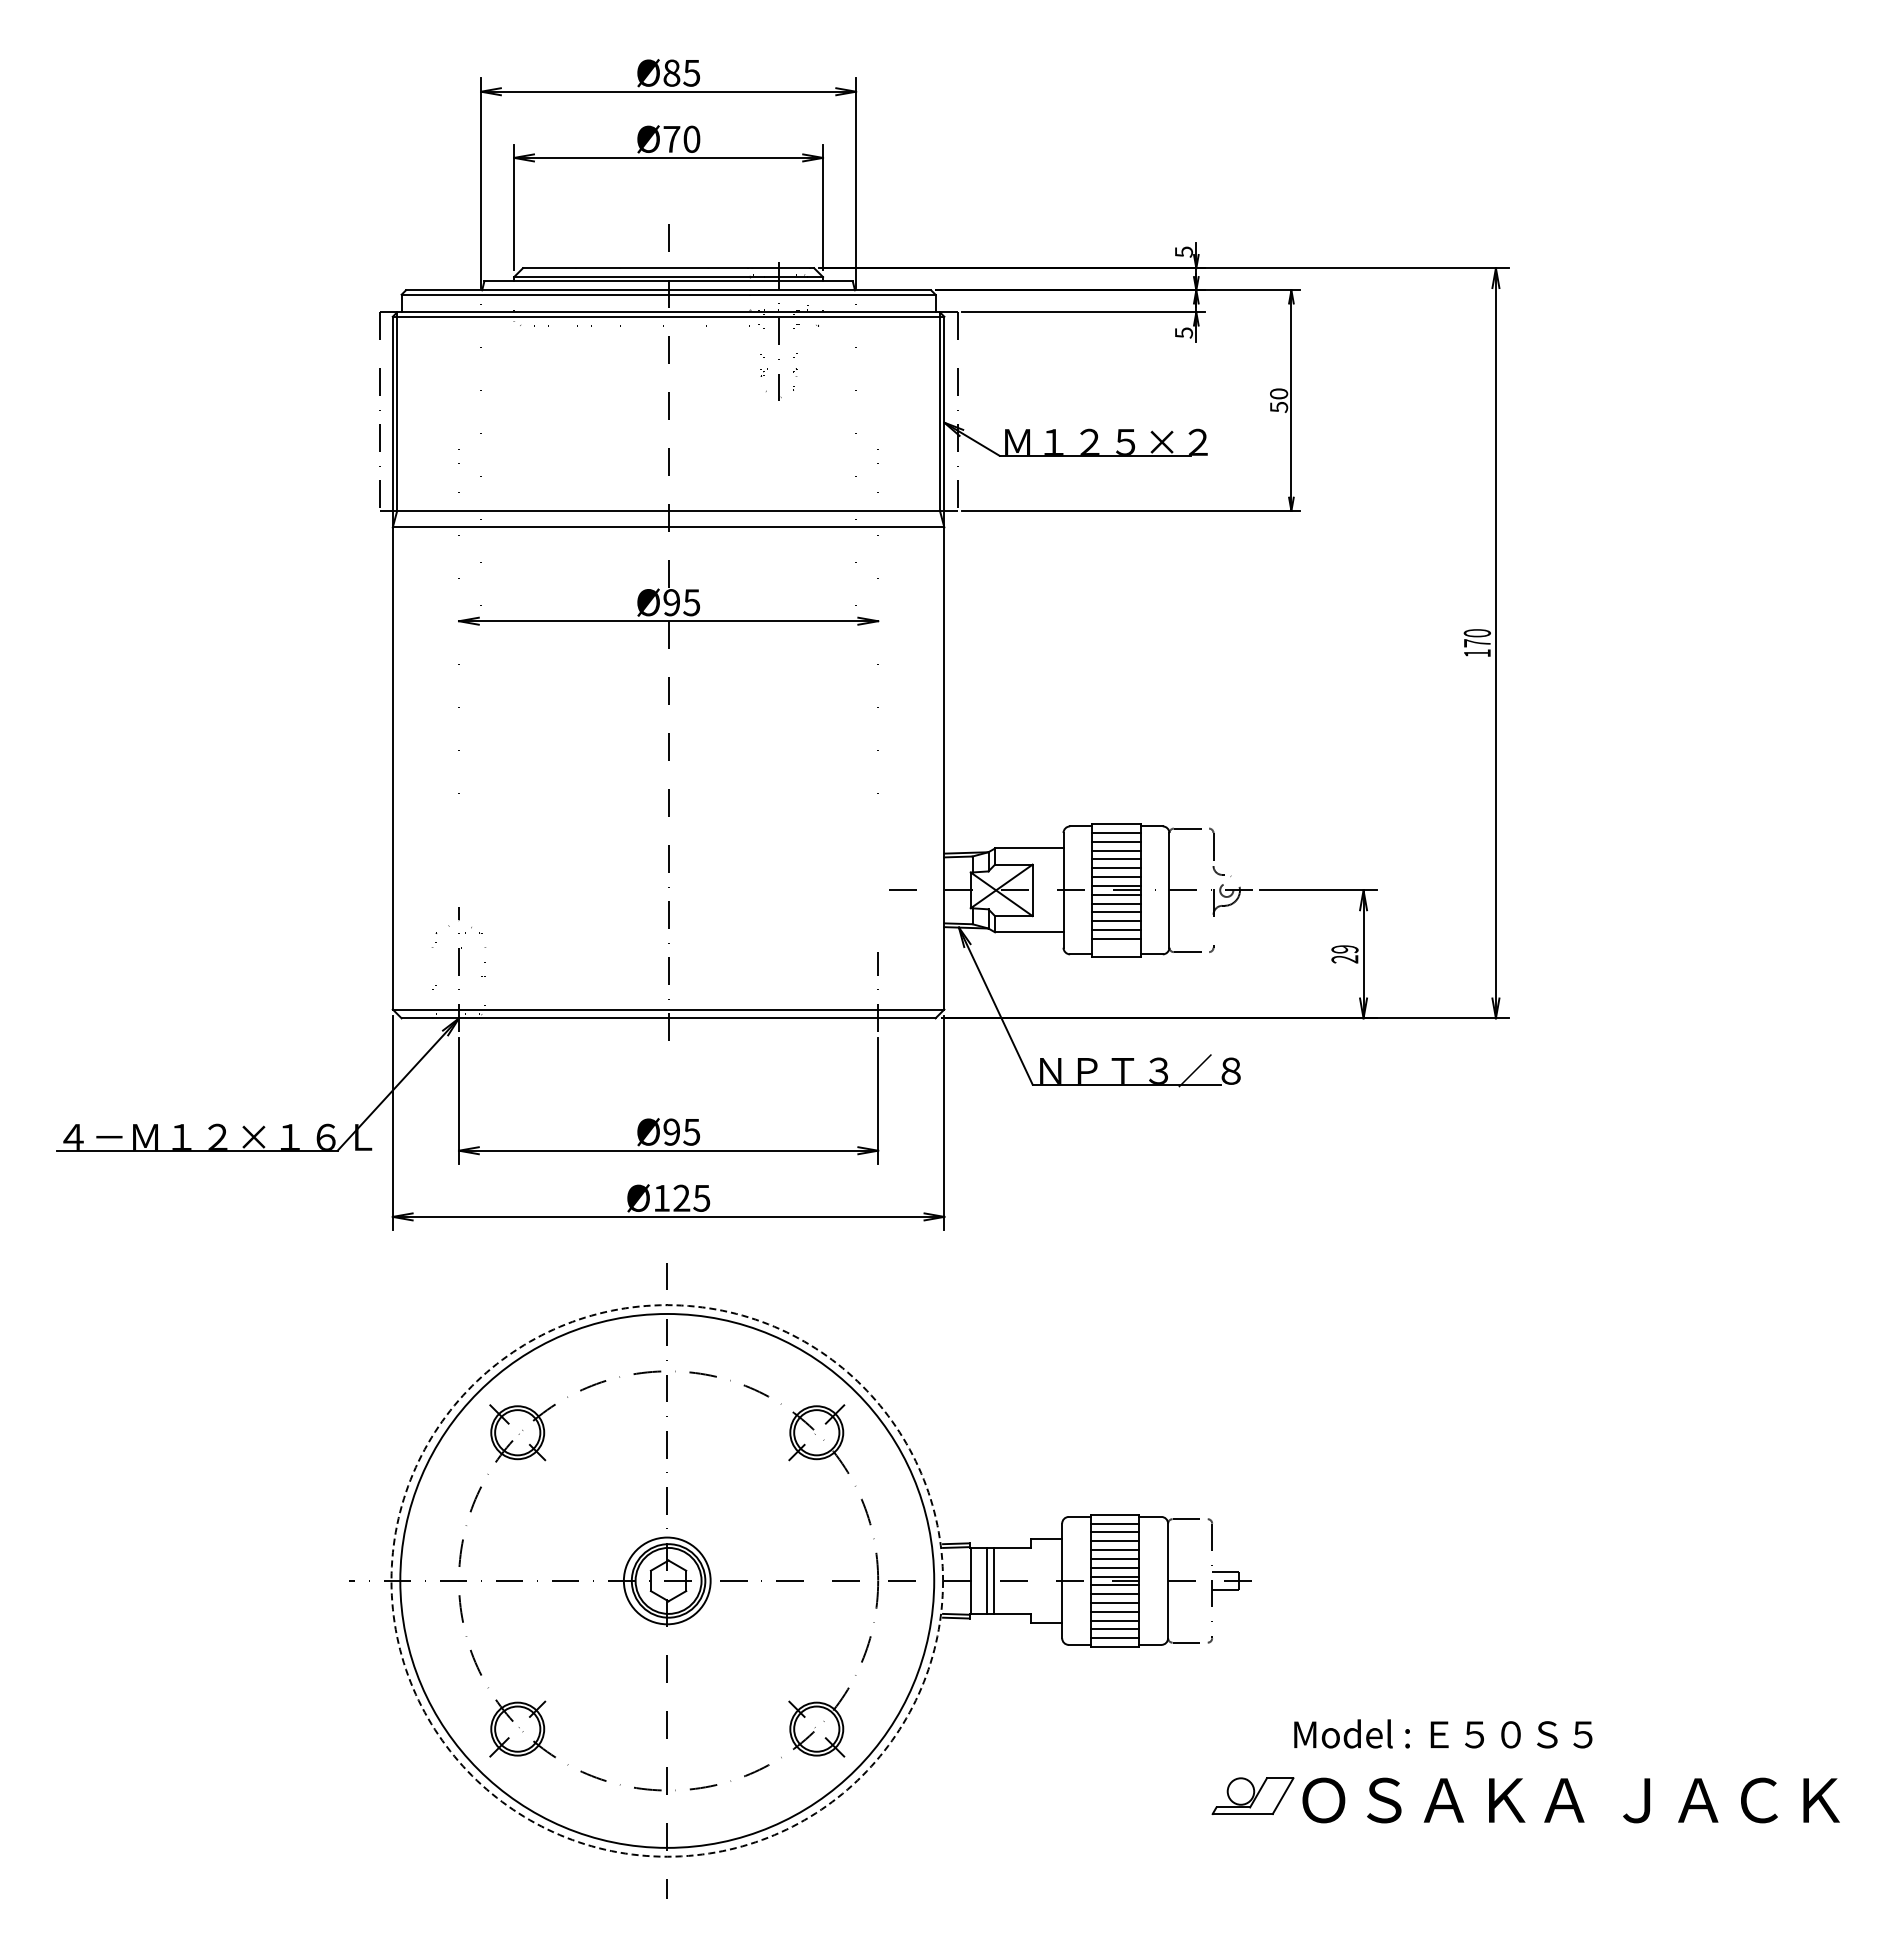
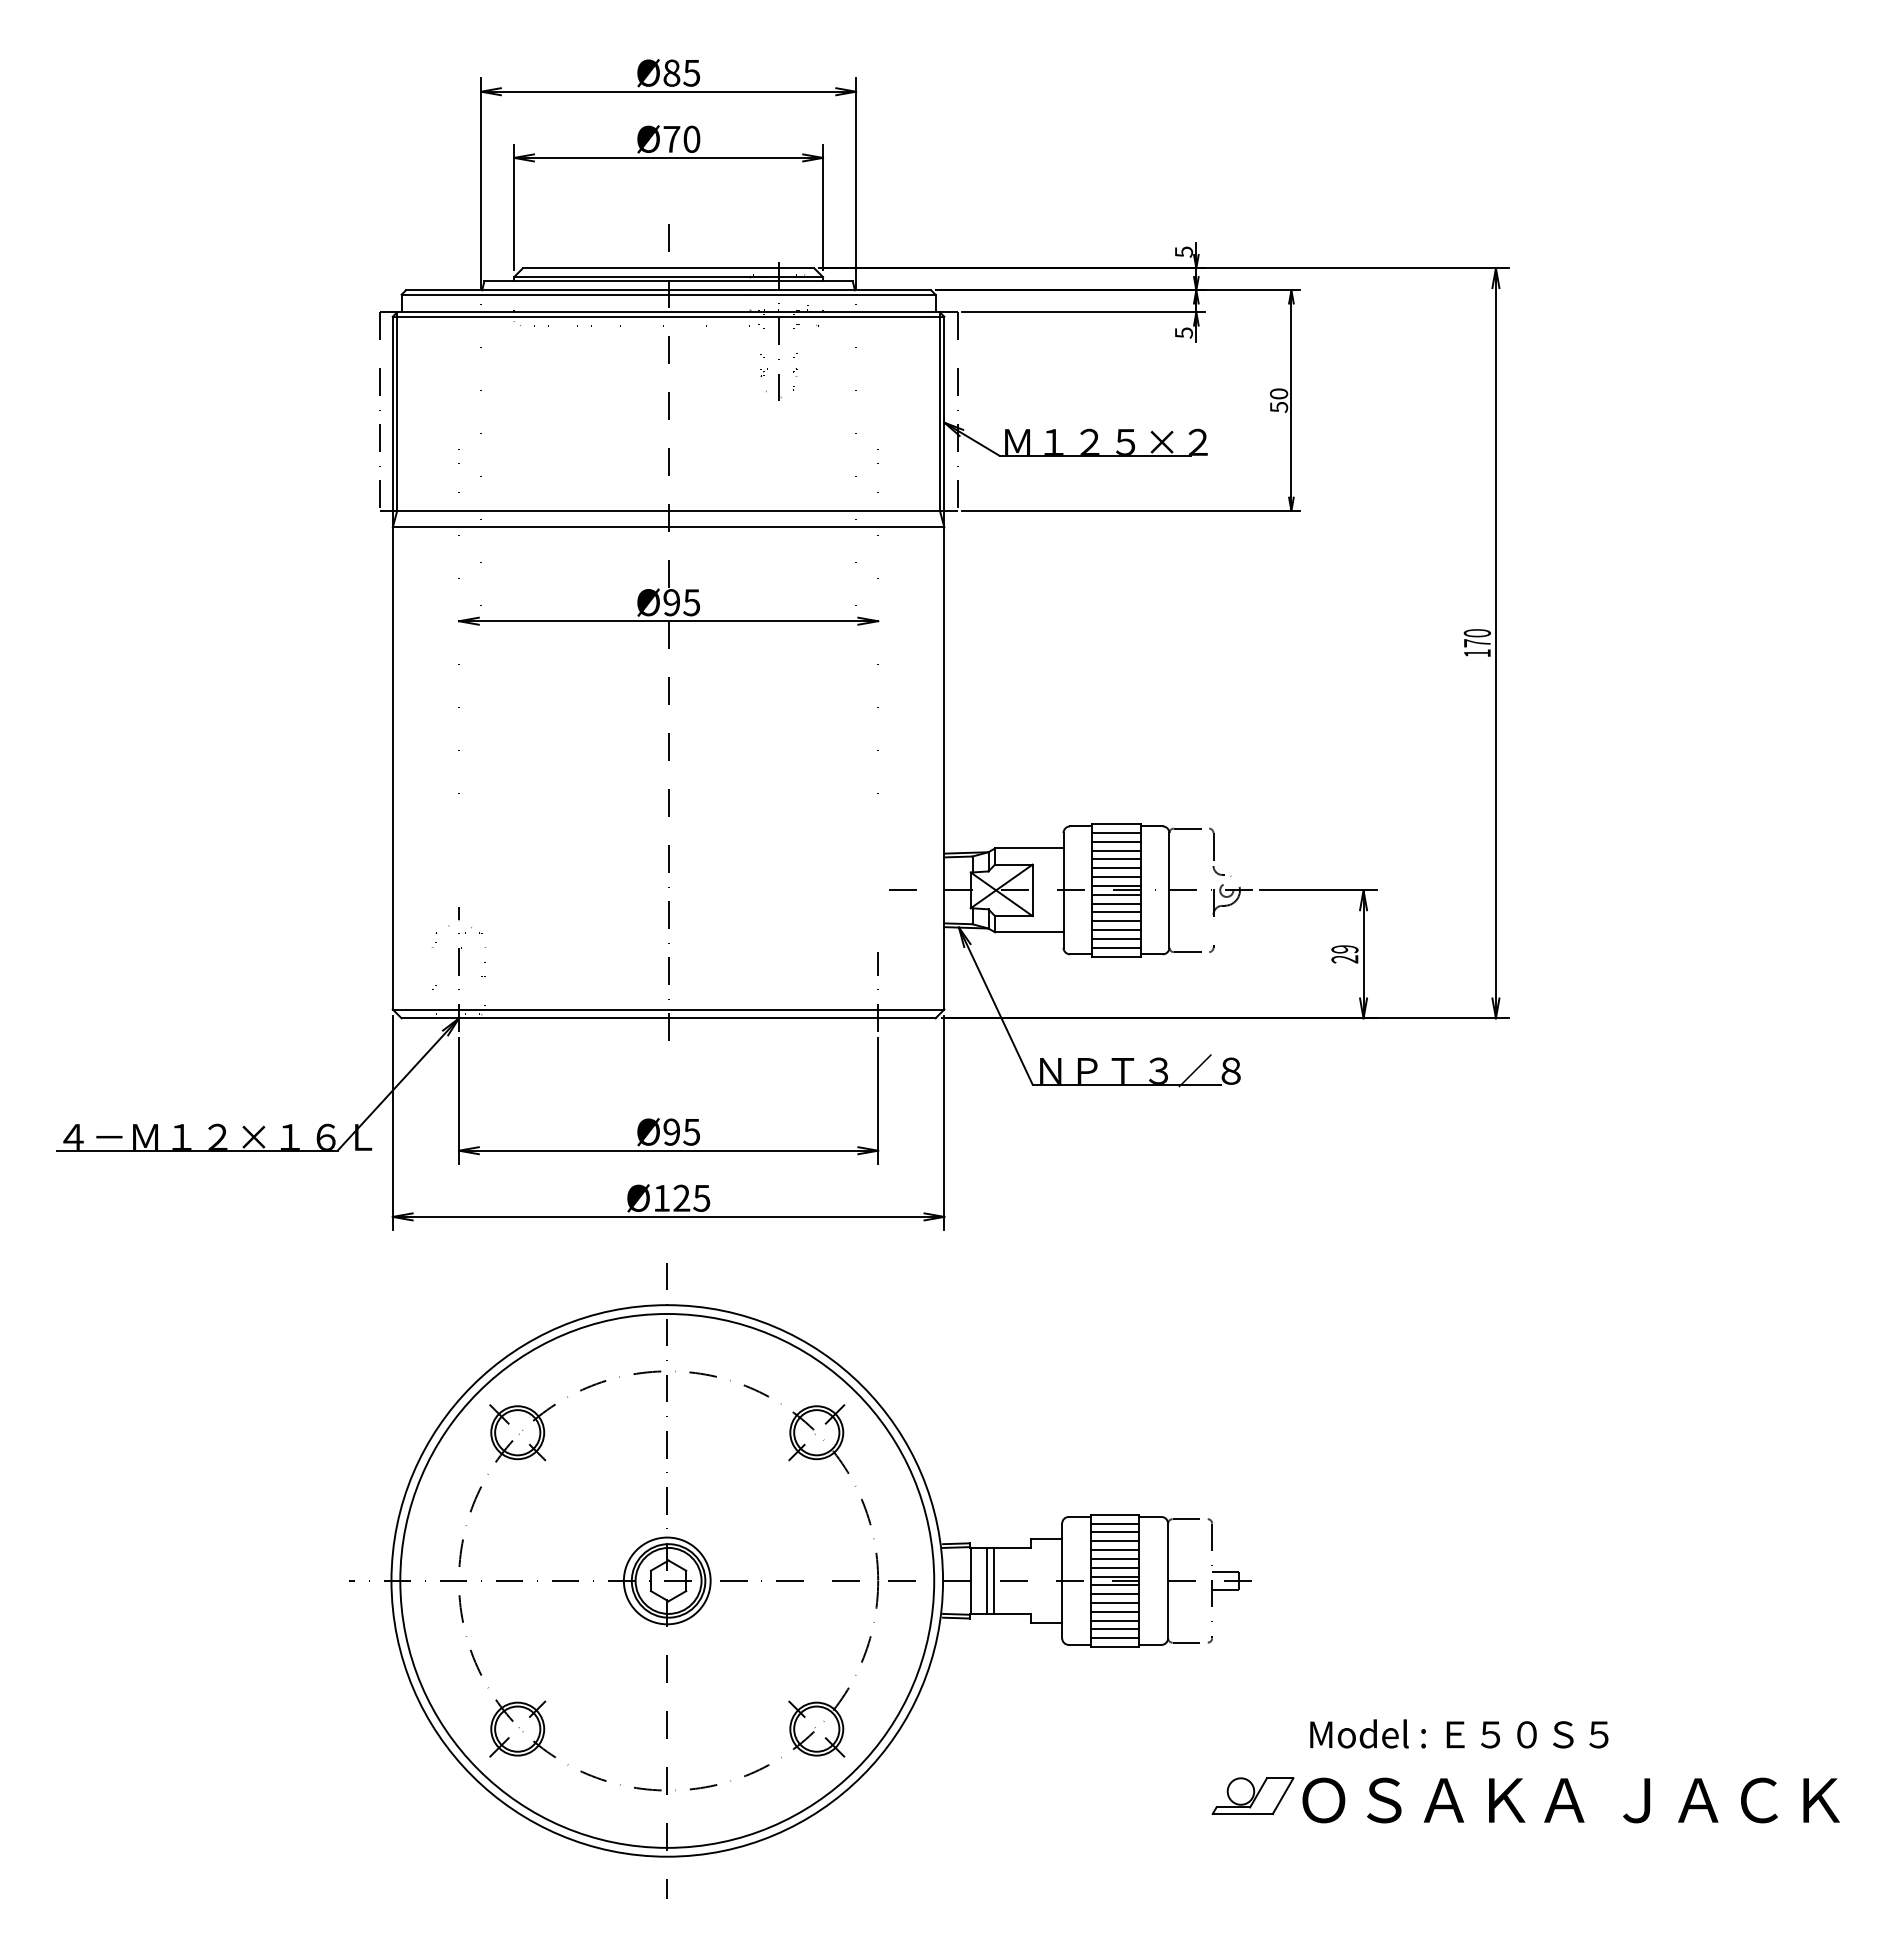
line: none -> present (1116, 947)
circle: dashed -> solid (667, 1580)
text position: (1443, 1733) -> (1459, 1733) (1459, 1733)
